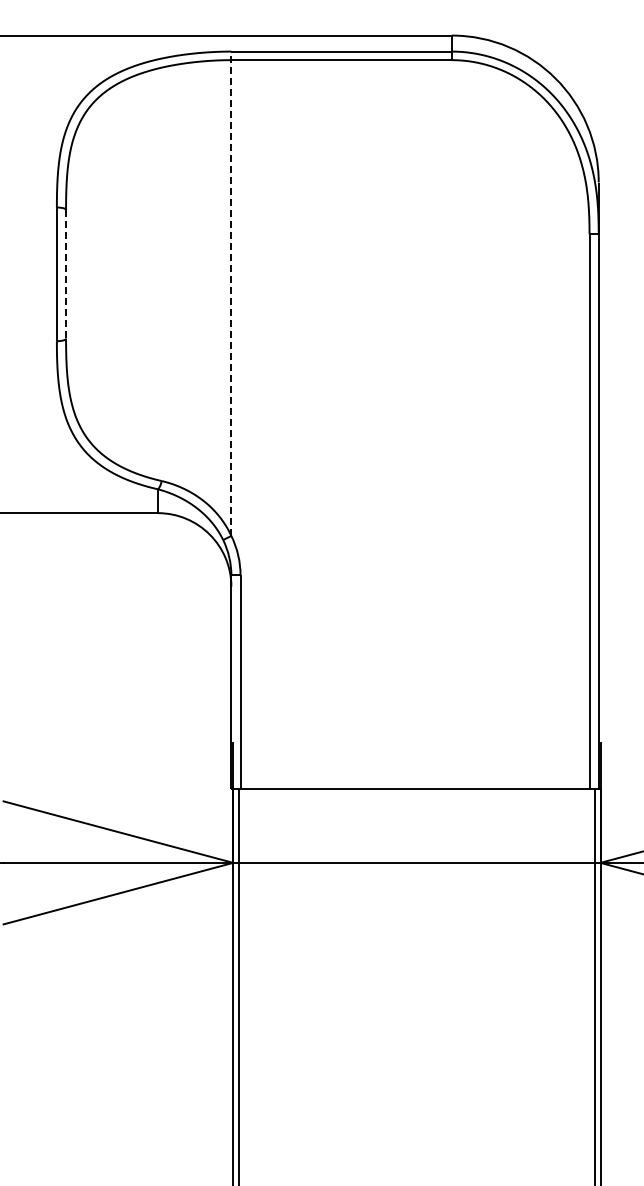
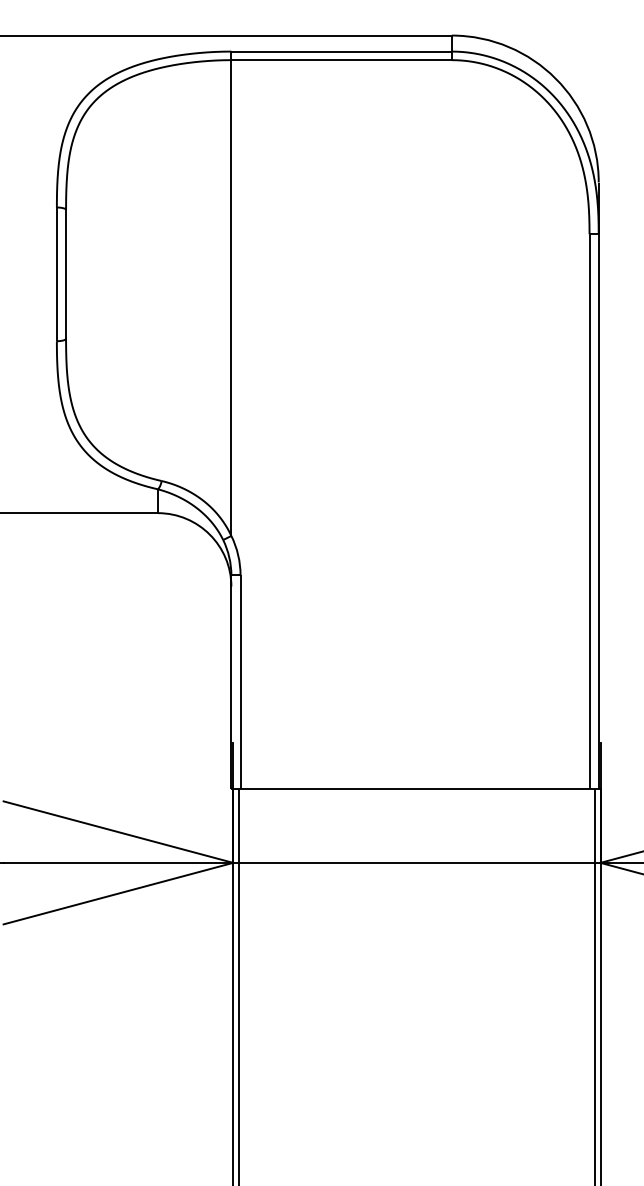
line: dashed -> solid (66, 274)
line: dashed -> solid (231, 293)
